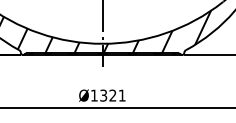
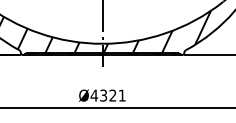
text: Ø1321 -> Ø4321 (94, 95)
